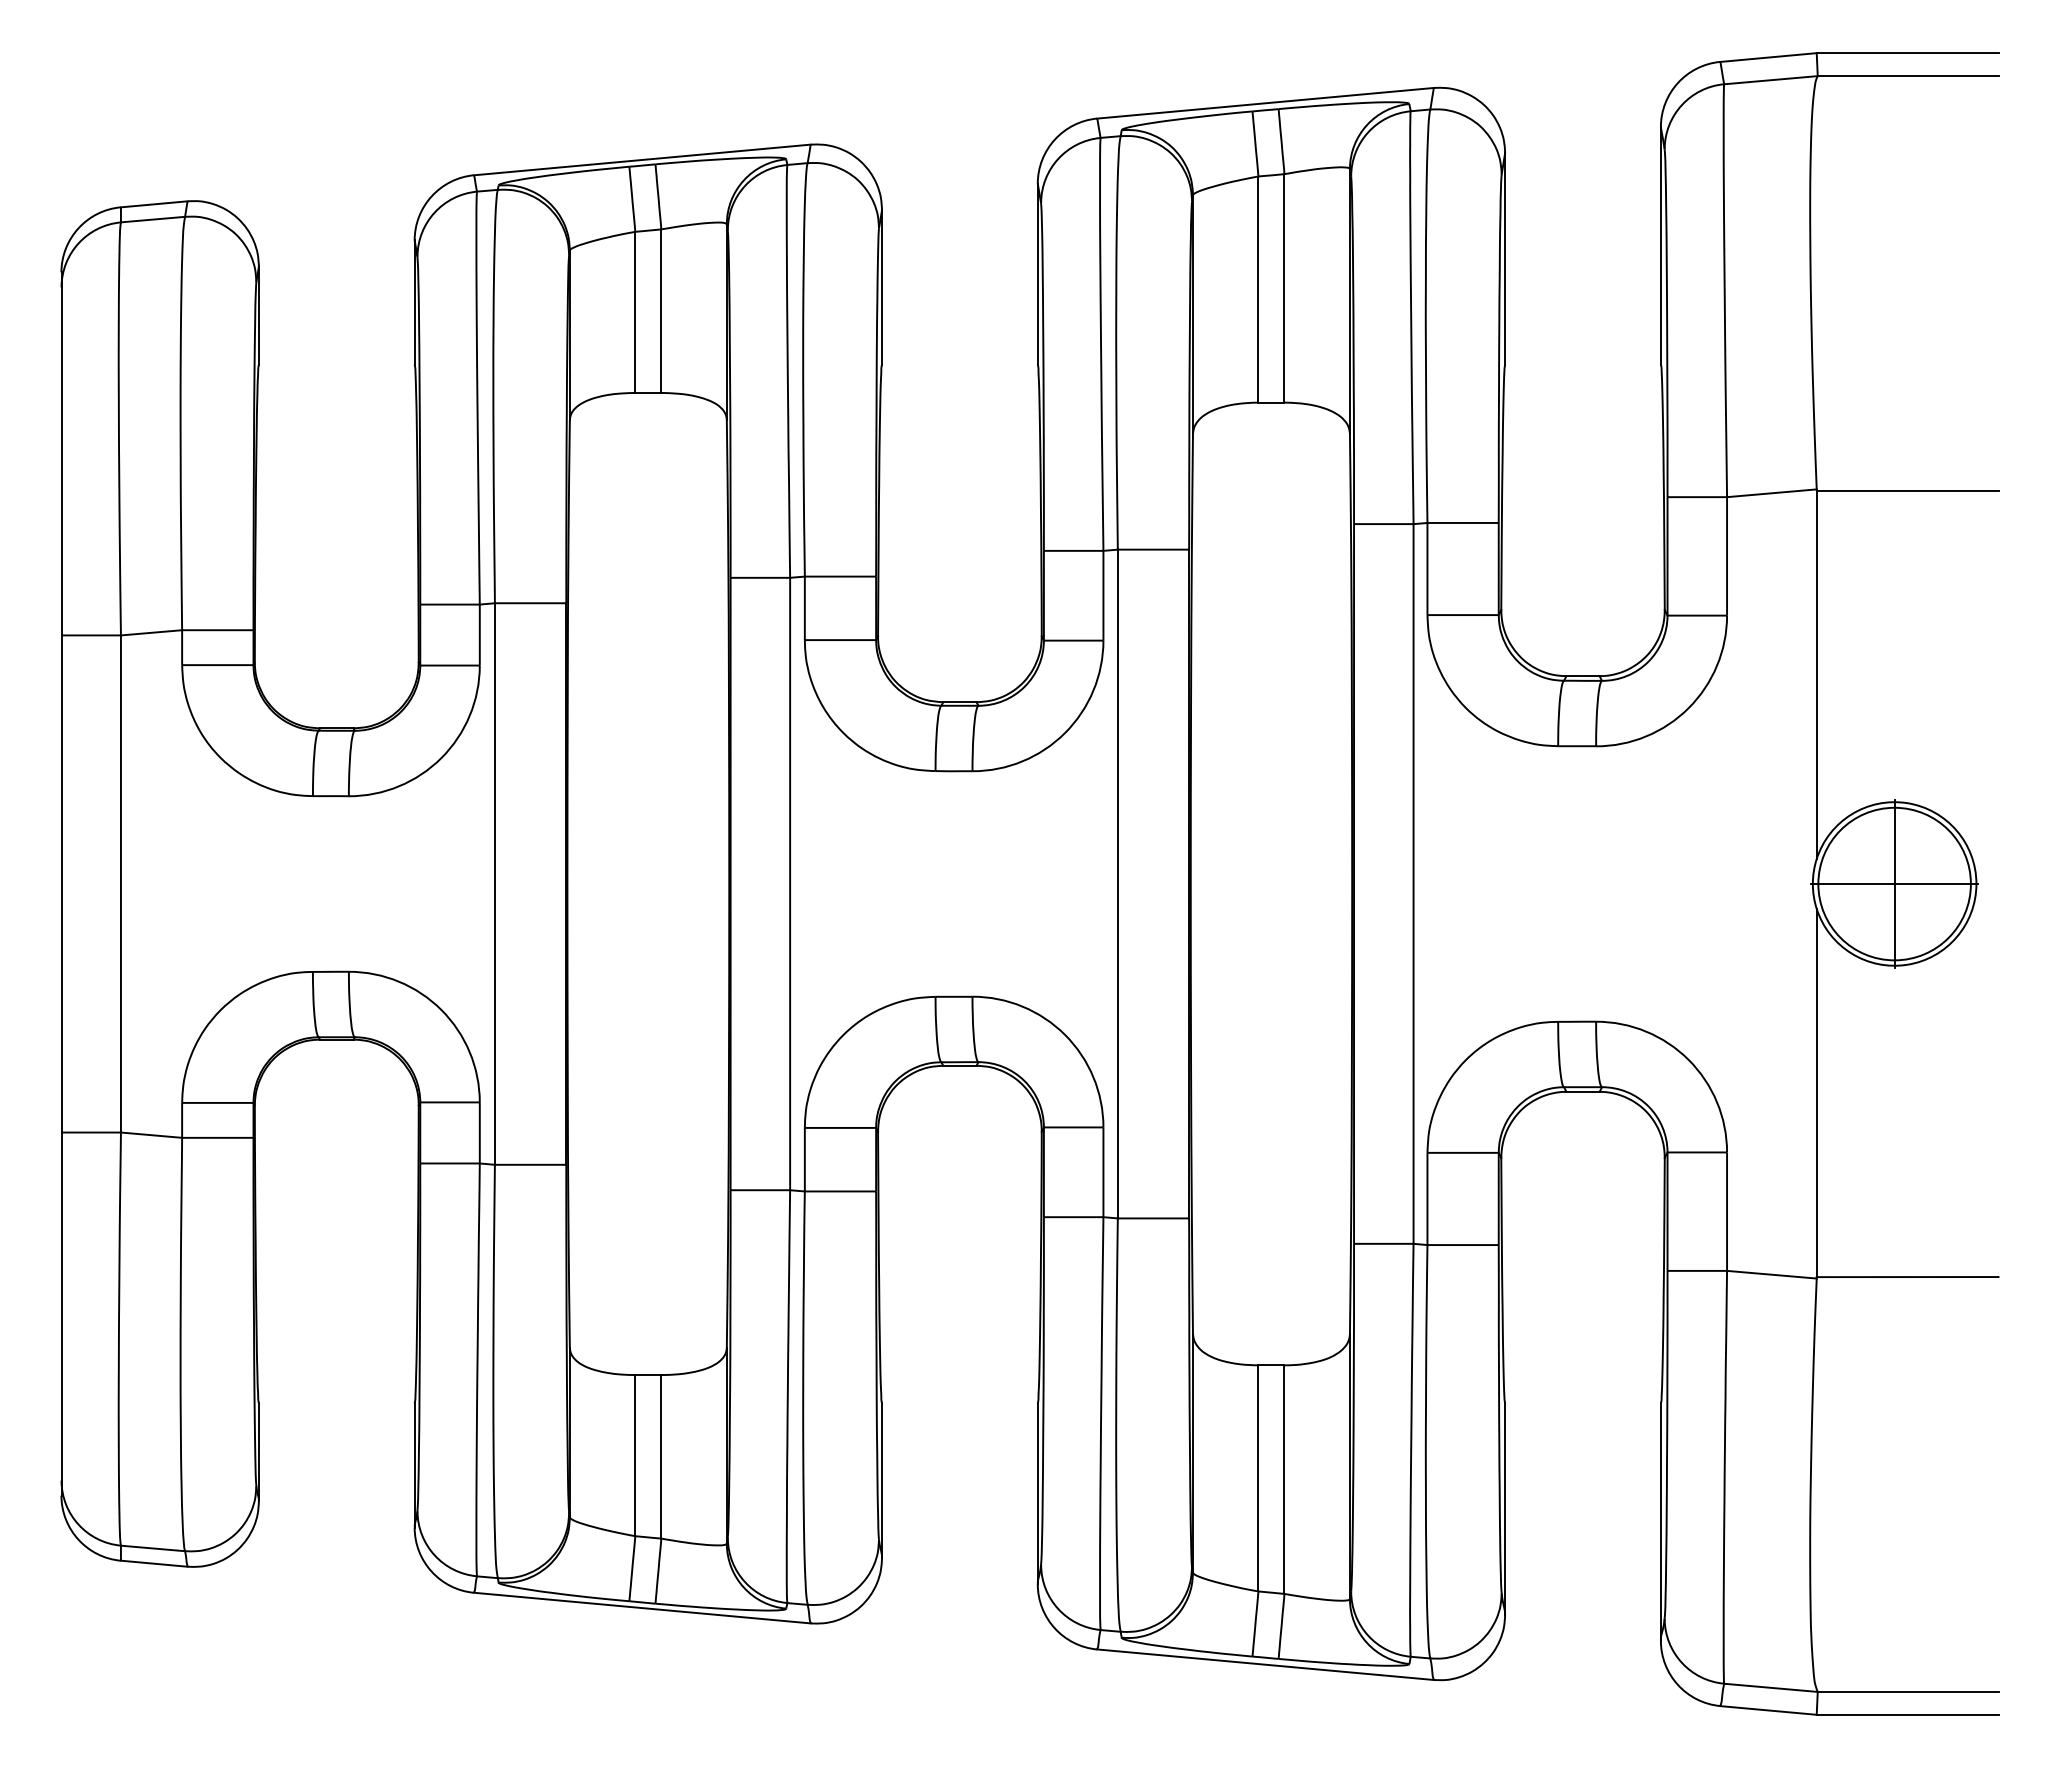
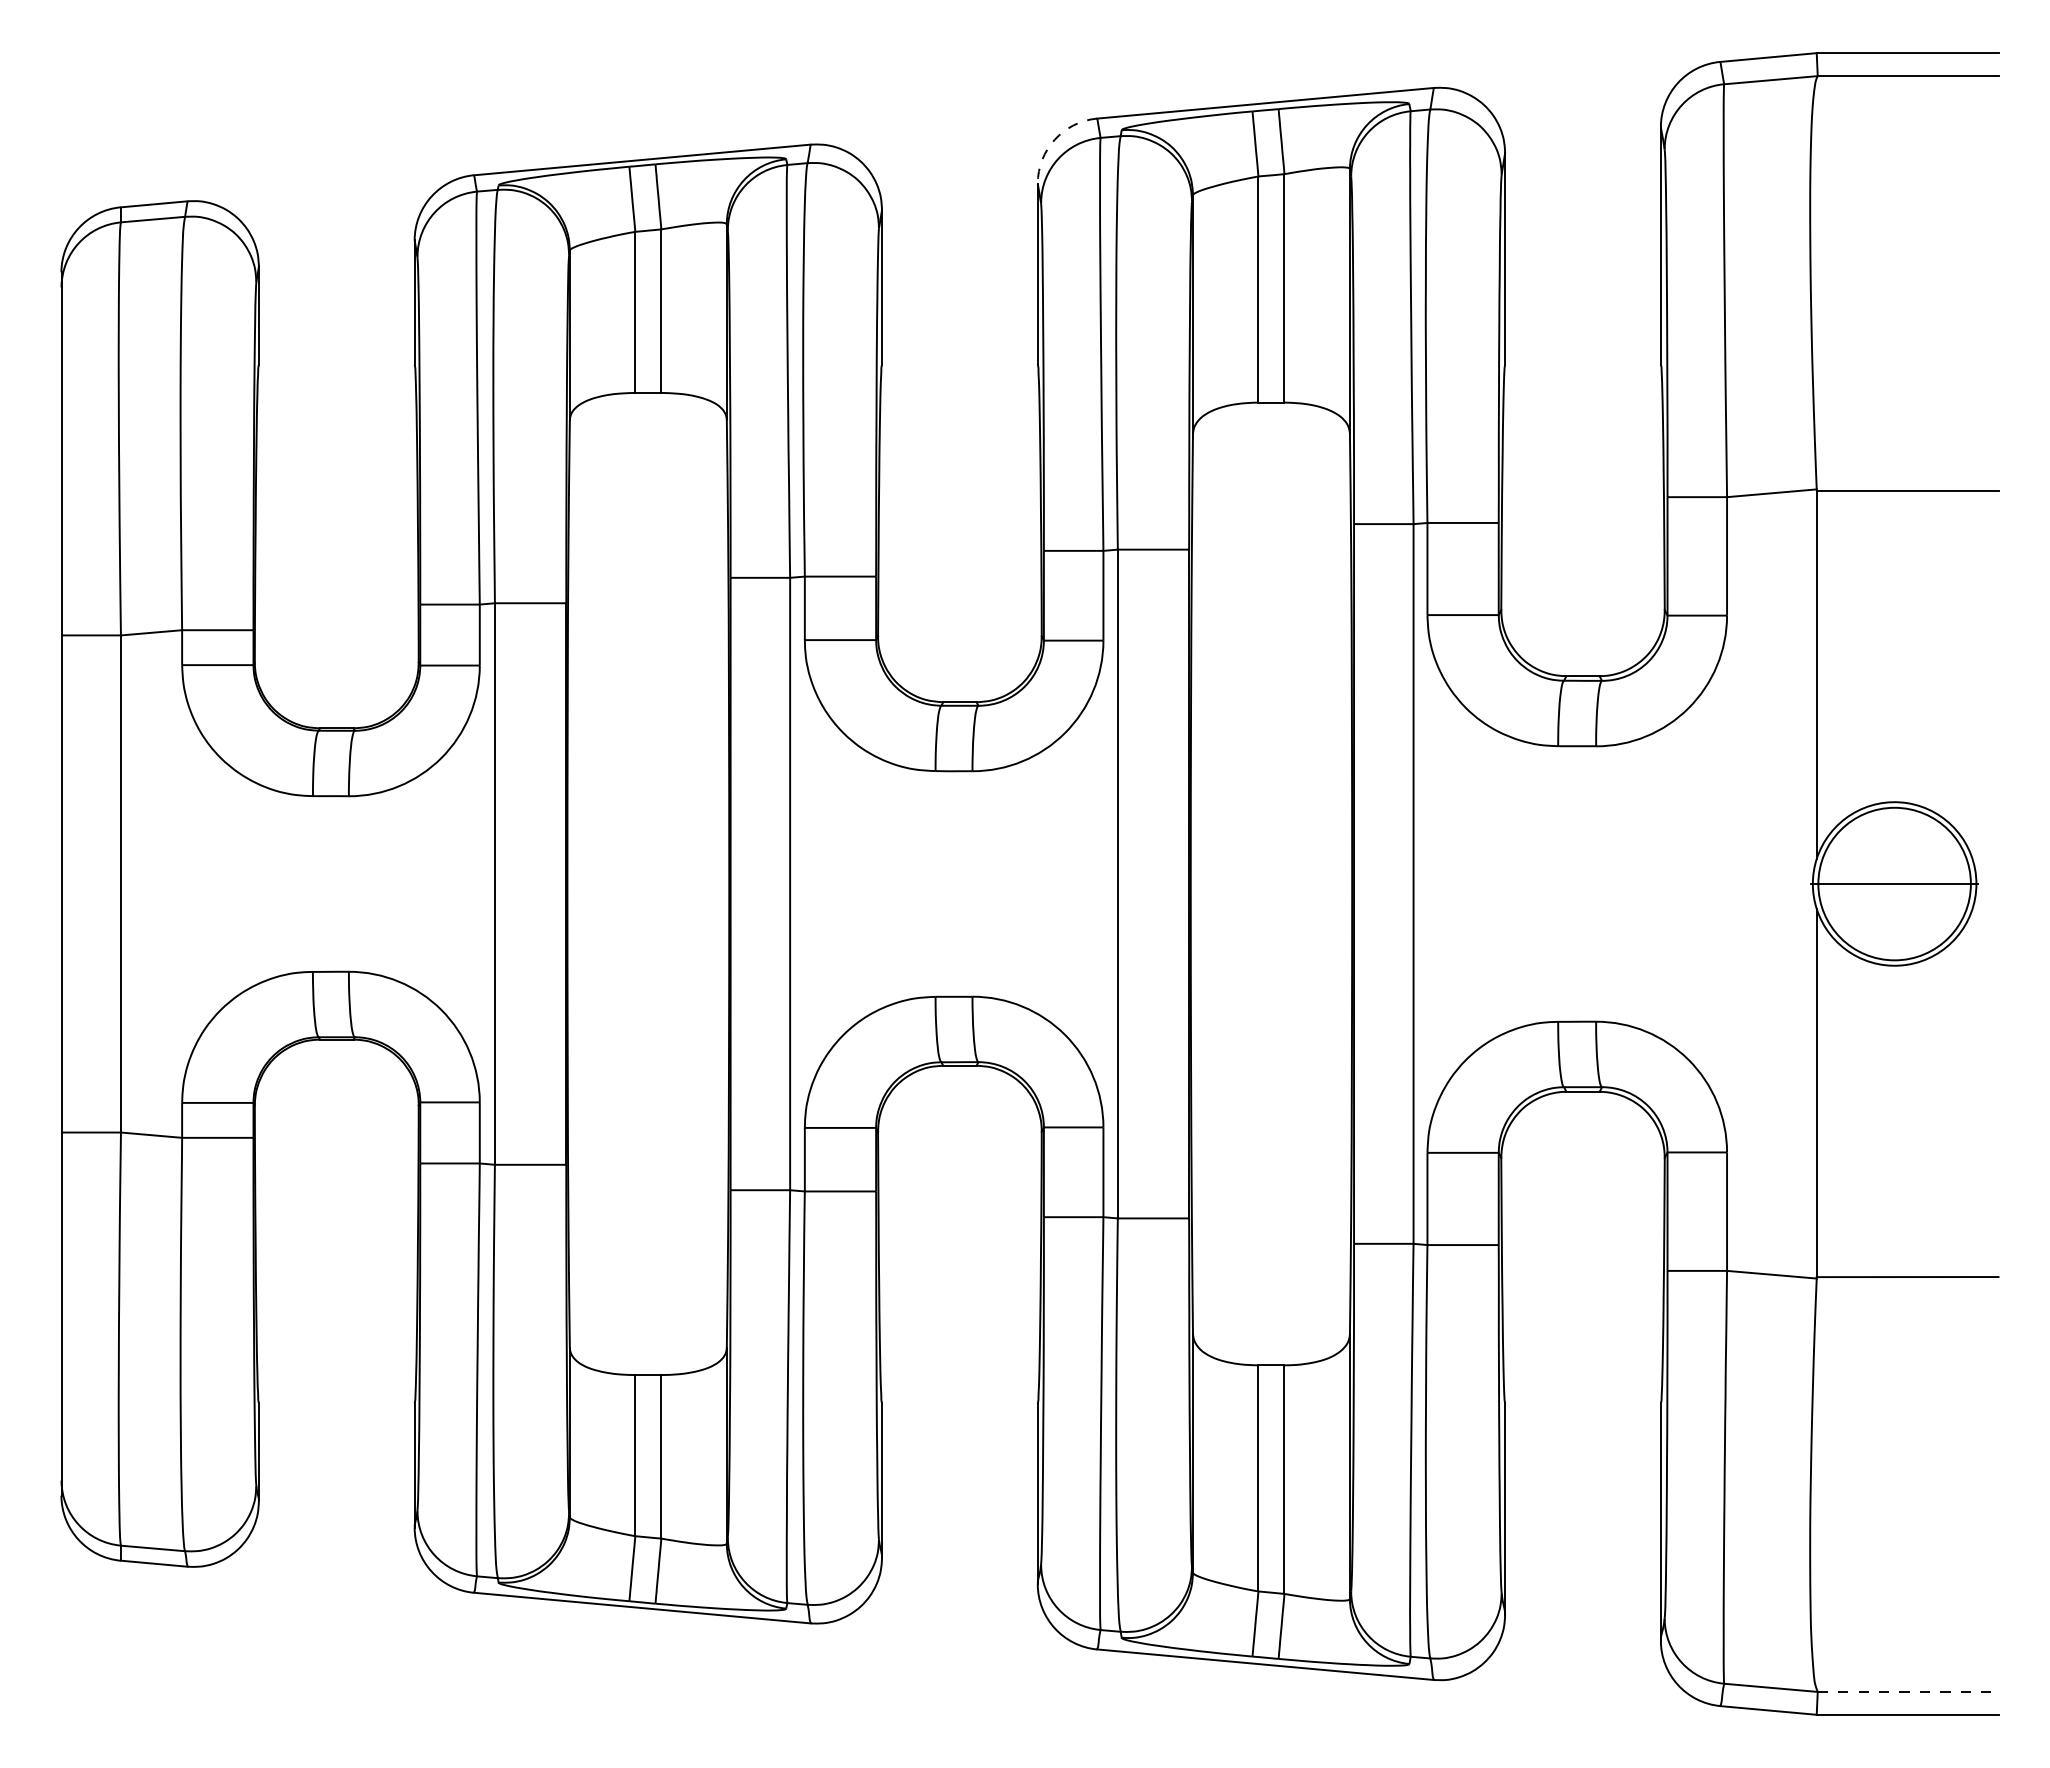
arc: solid -> dashed (1054, 139)
line: present -> none (1894, 884)
line: solid -> dashed (1908, 1691)
